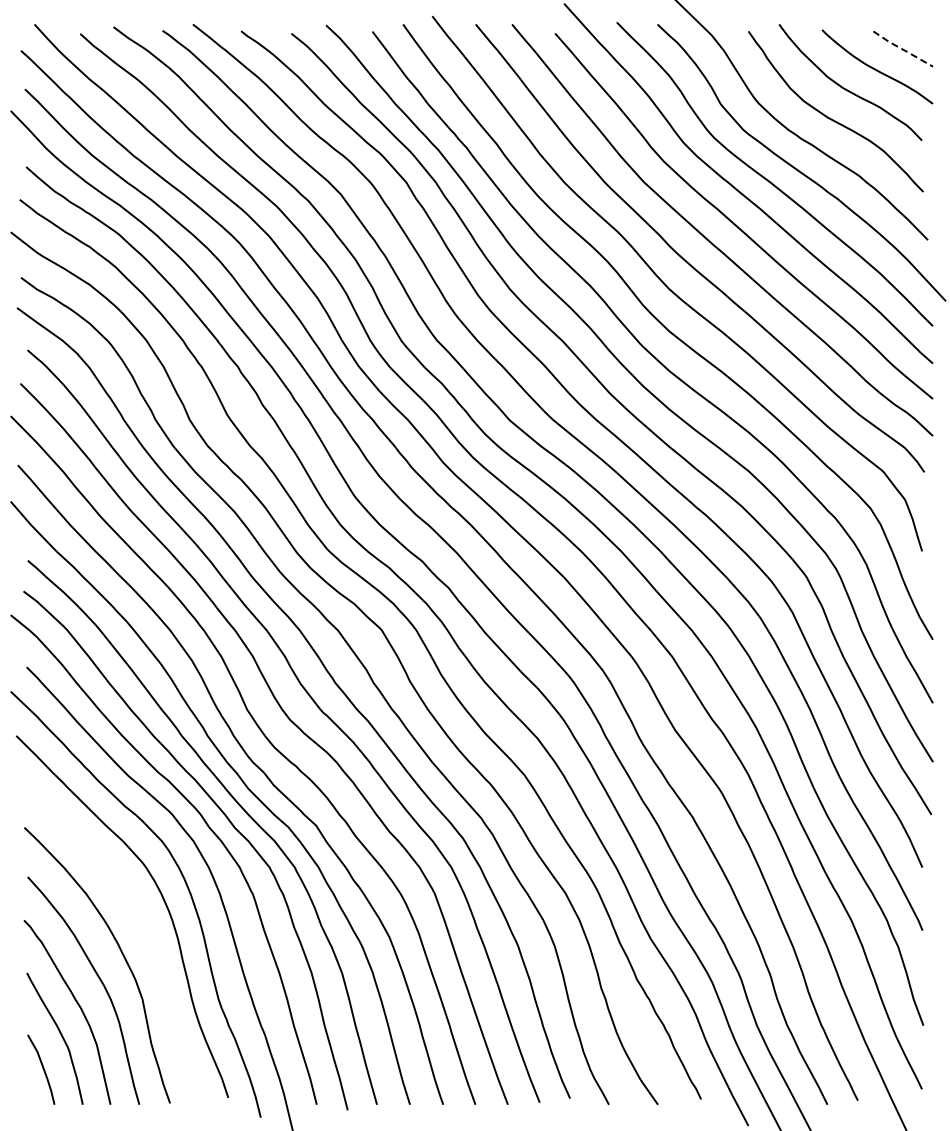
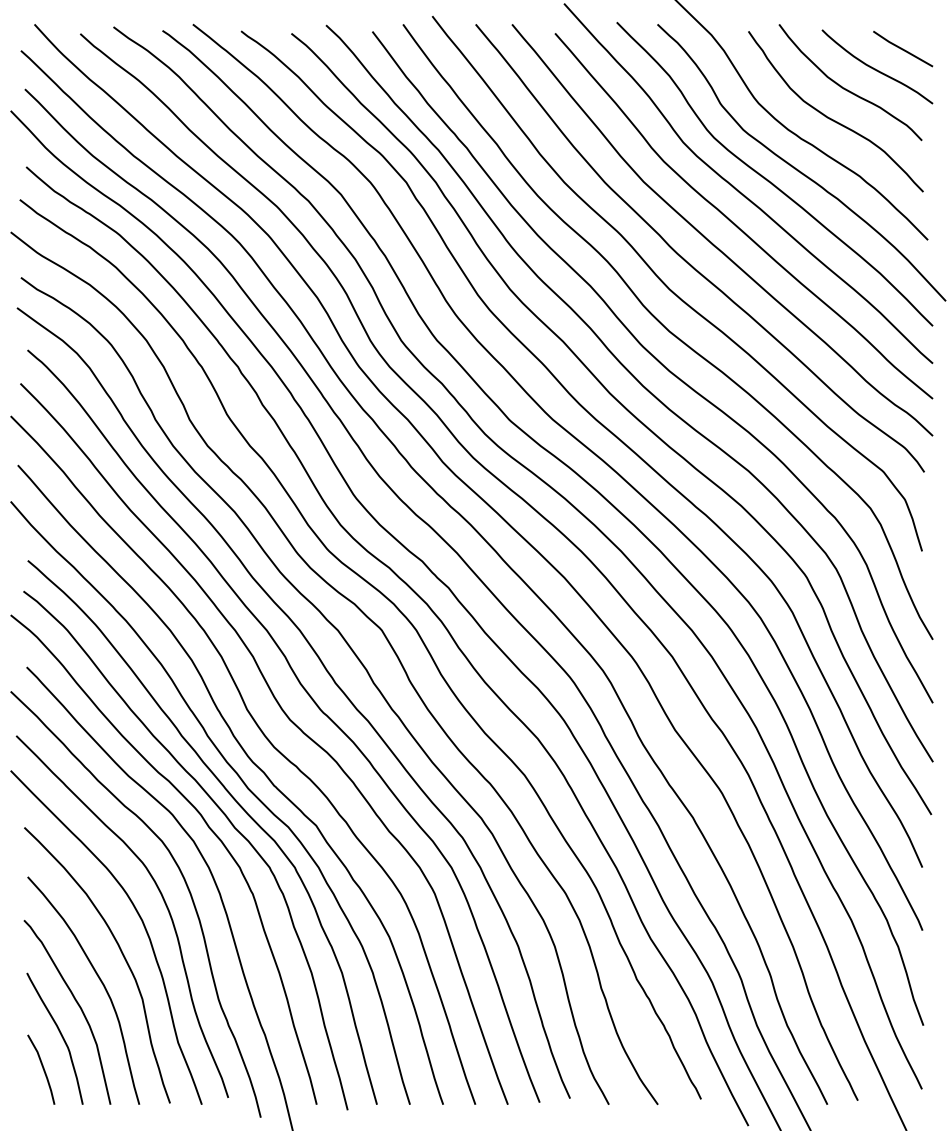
line: dashed -> solid (903, 49)
curve: none -> present (138, 916)
